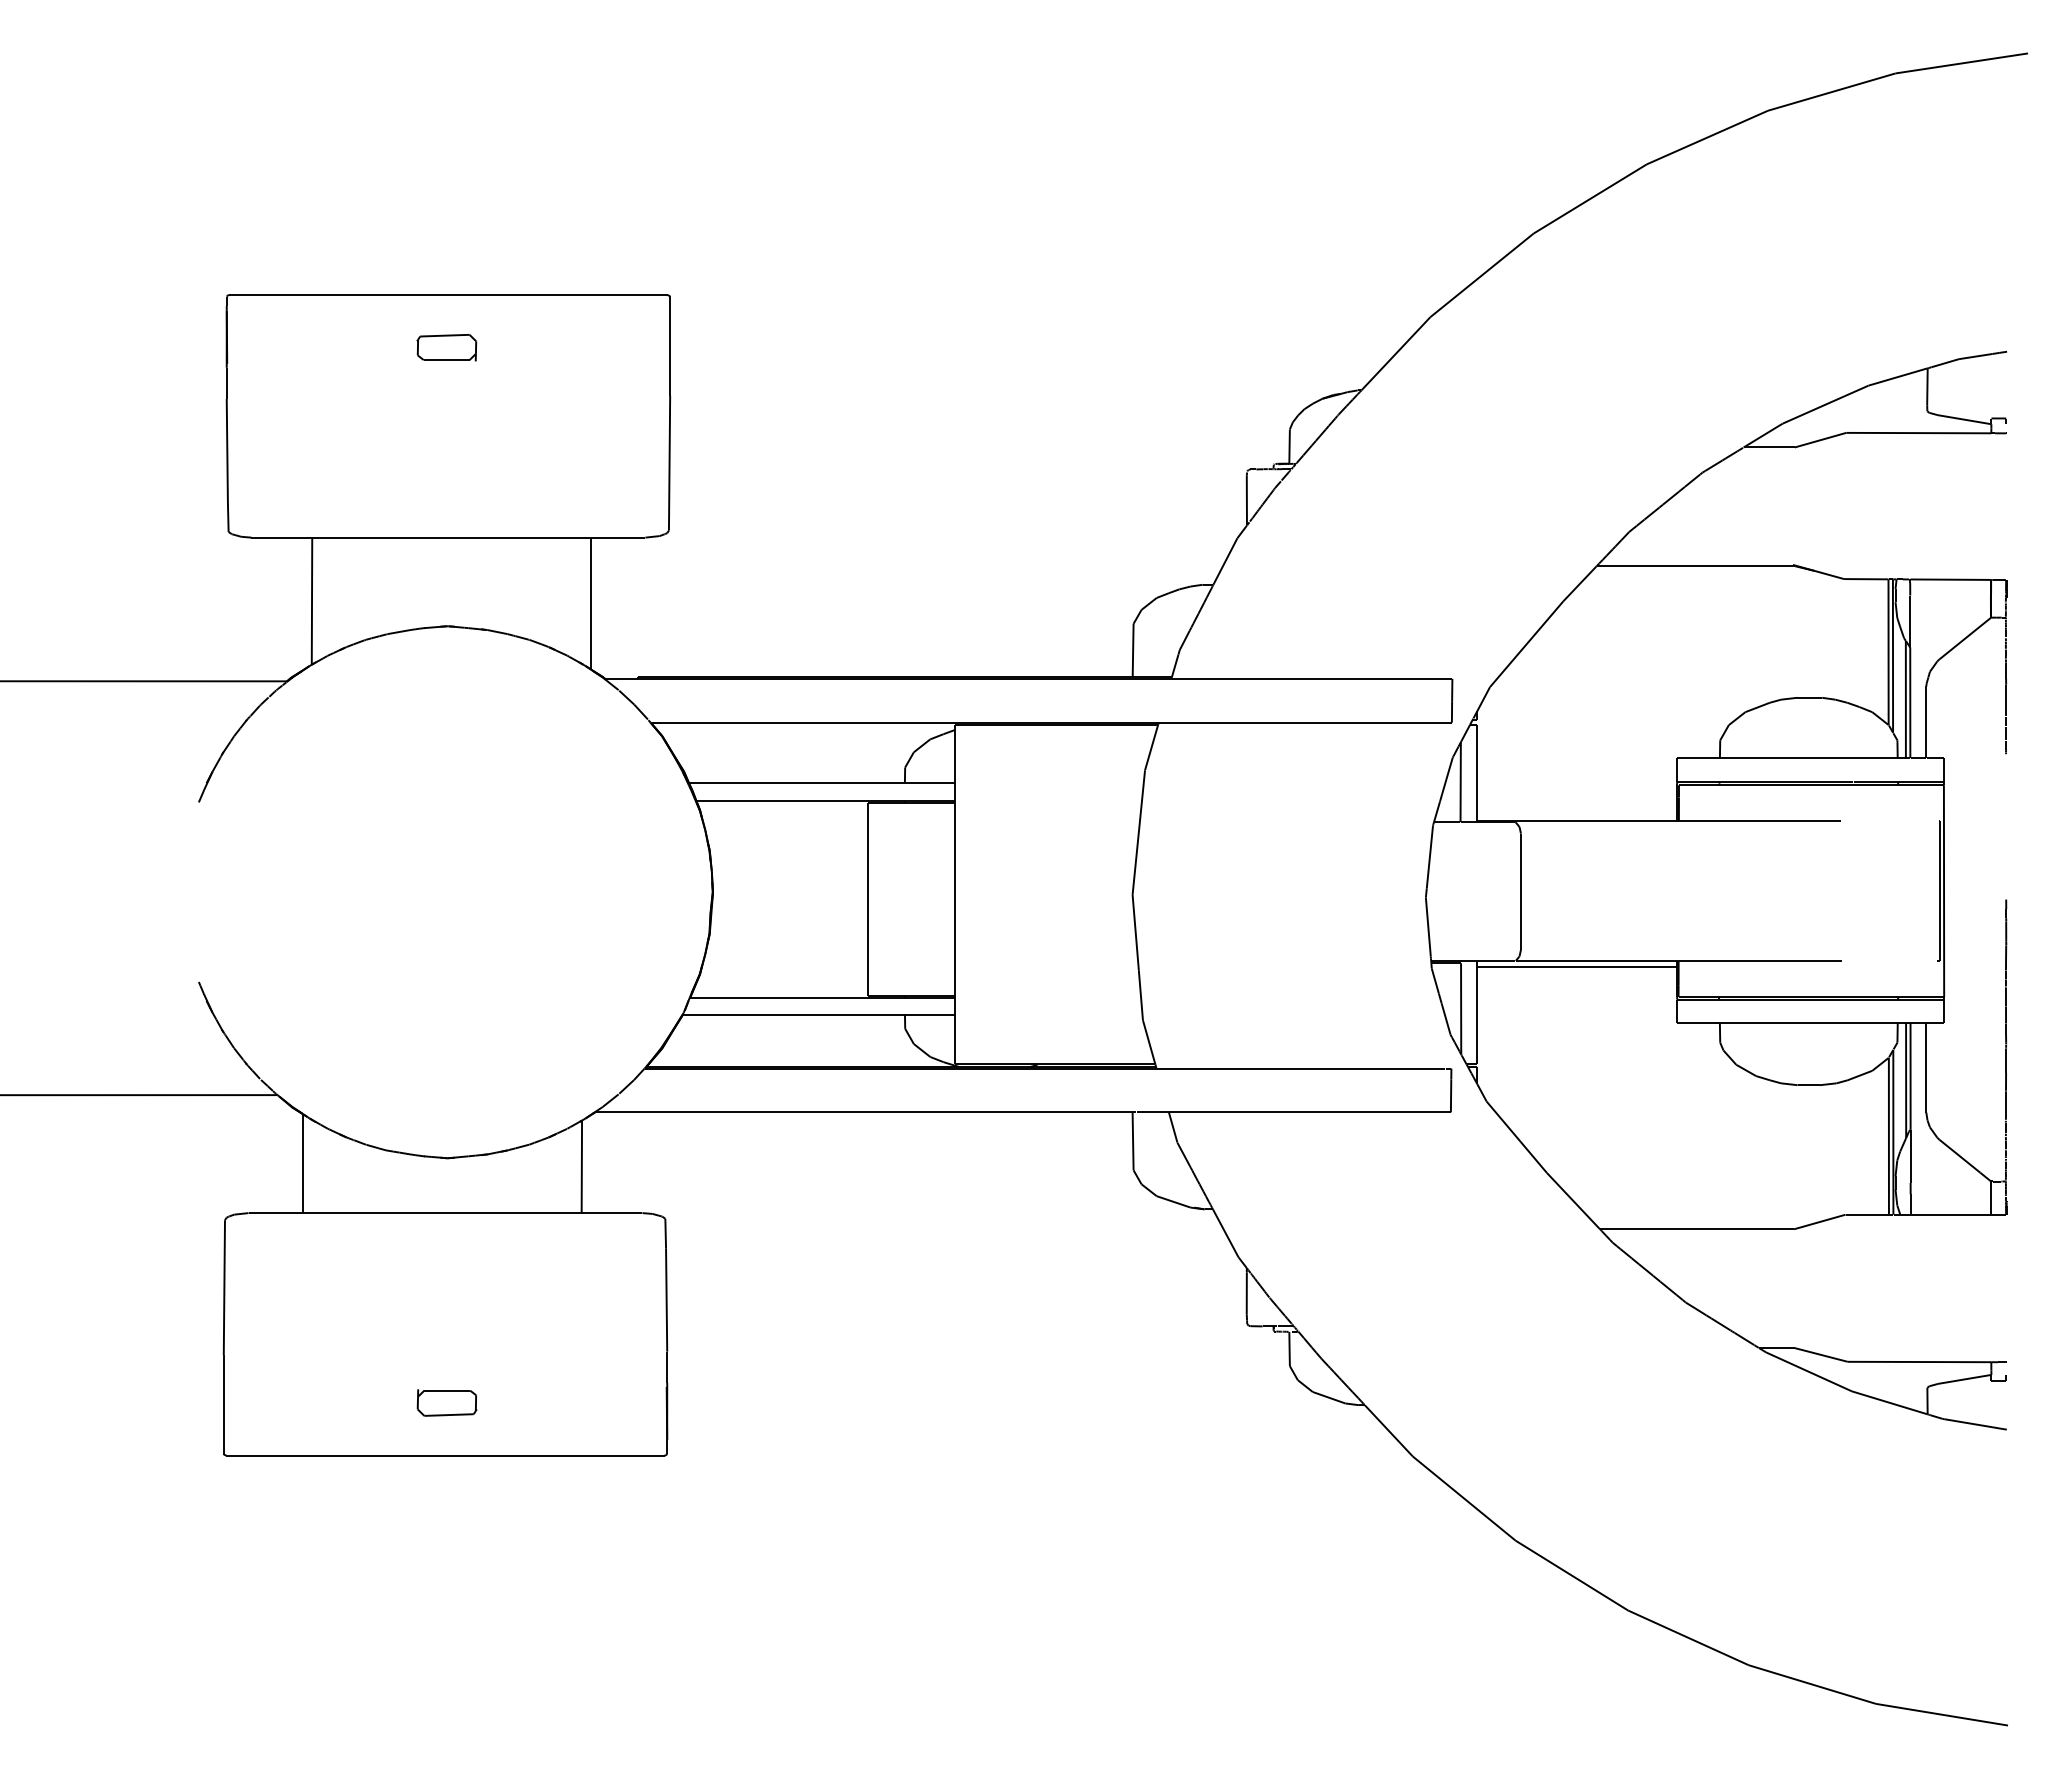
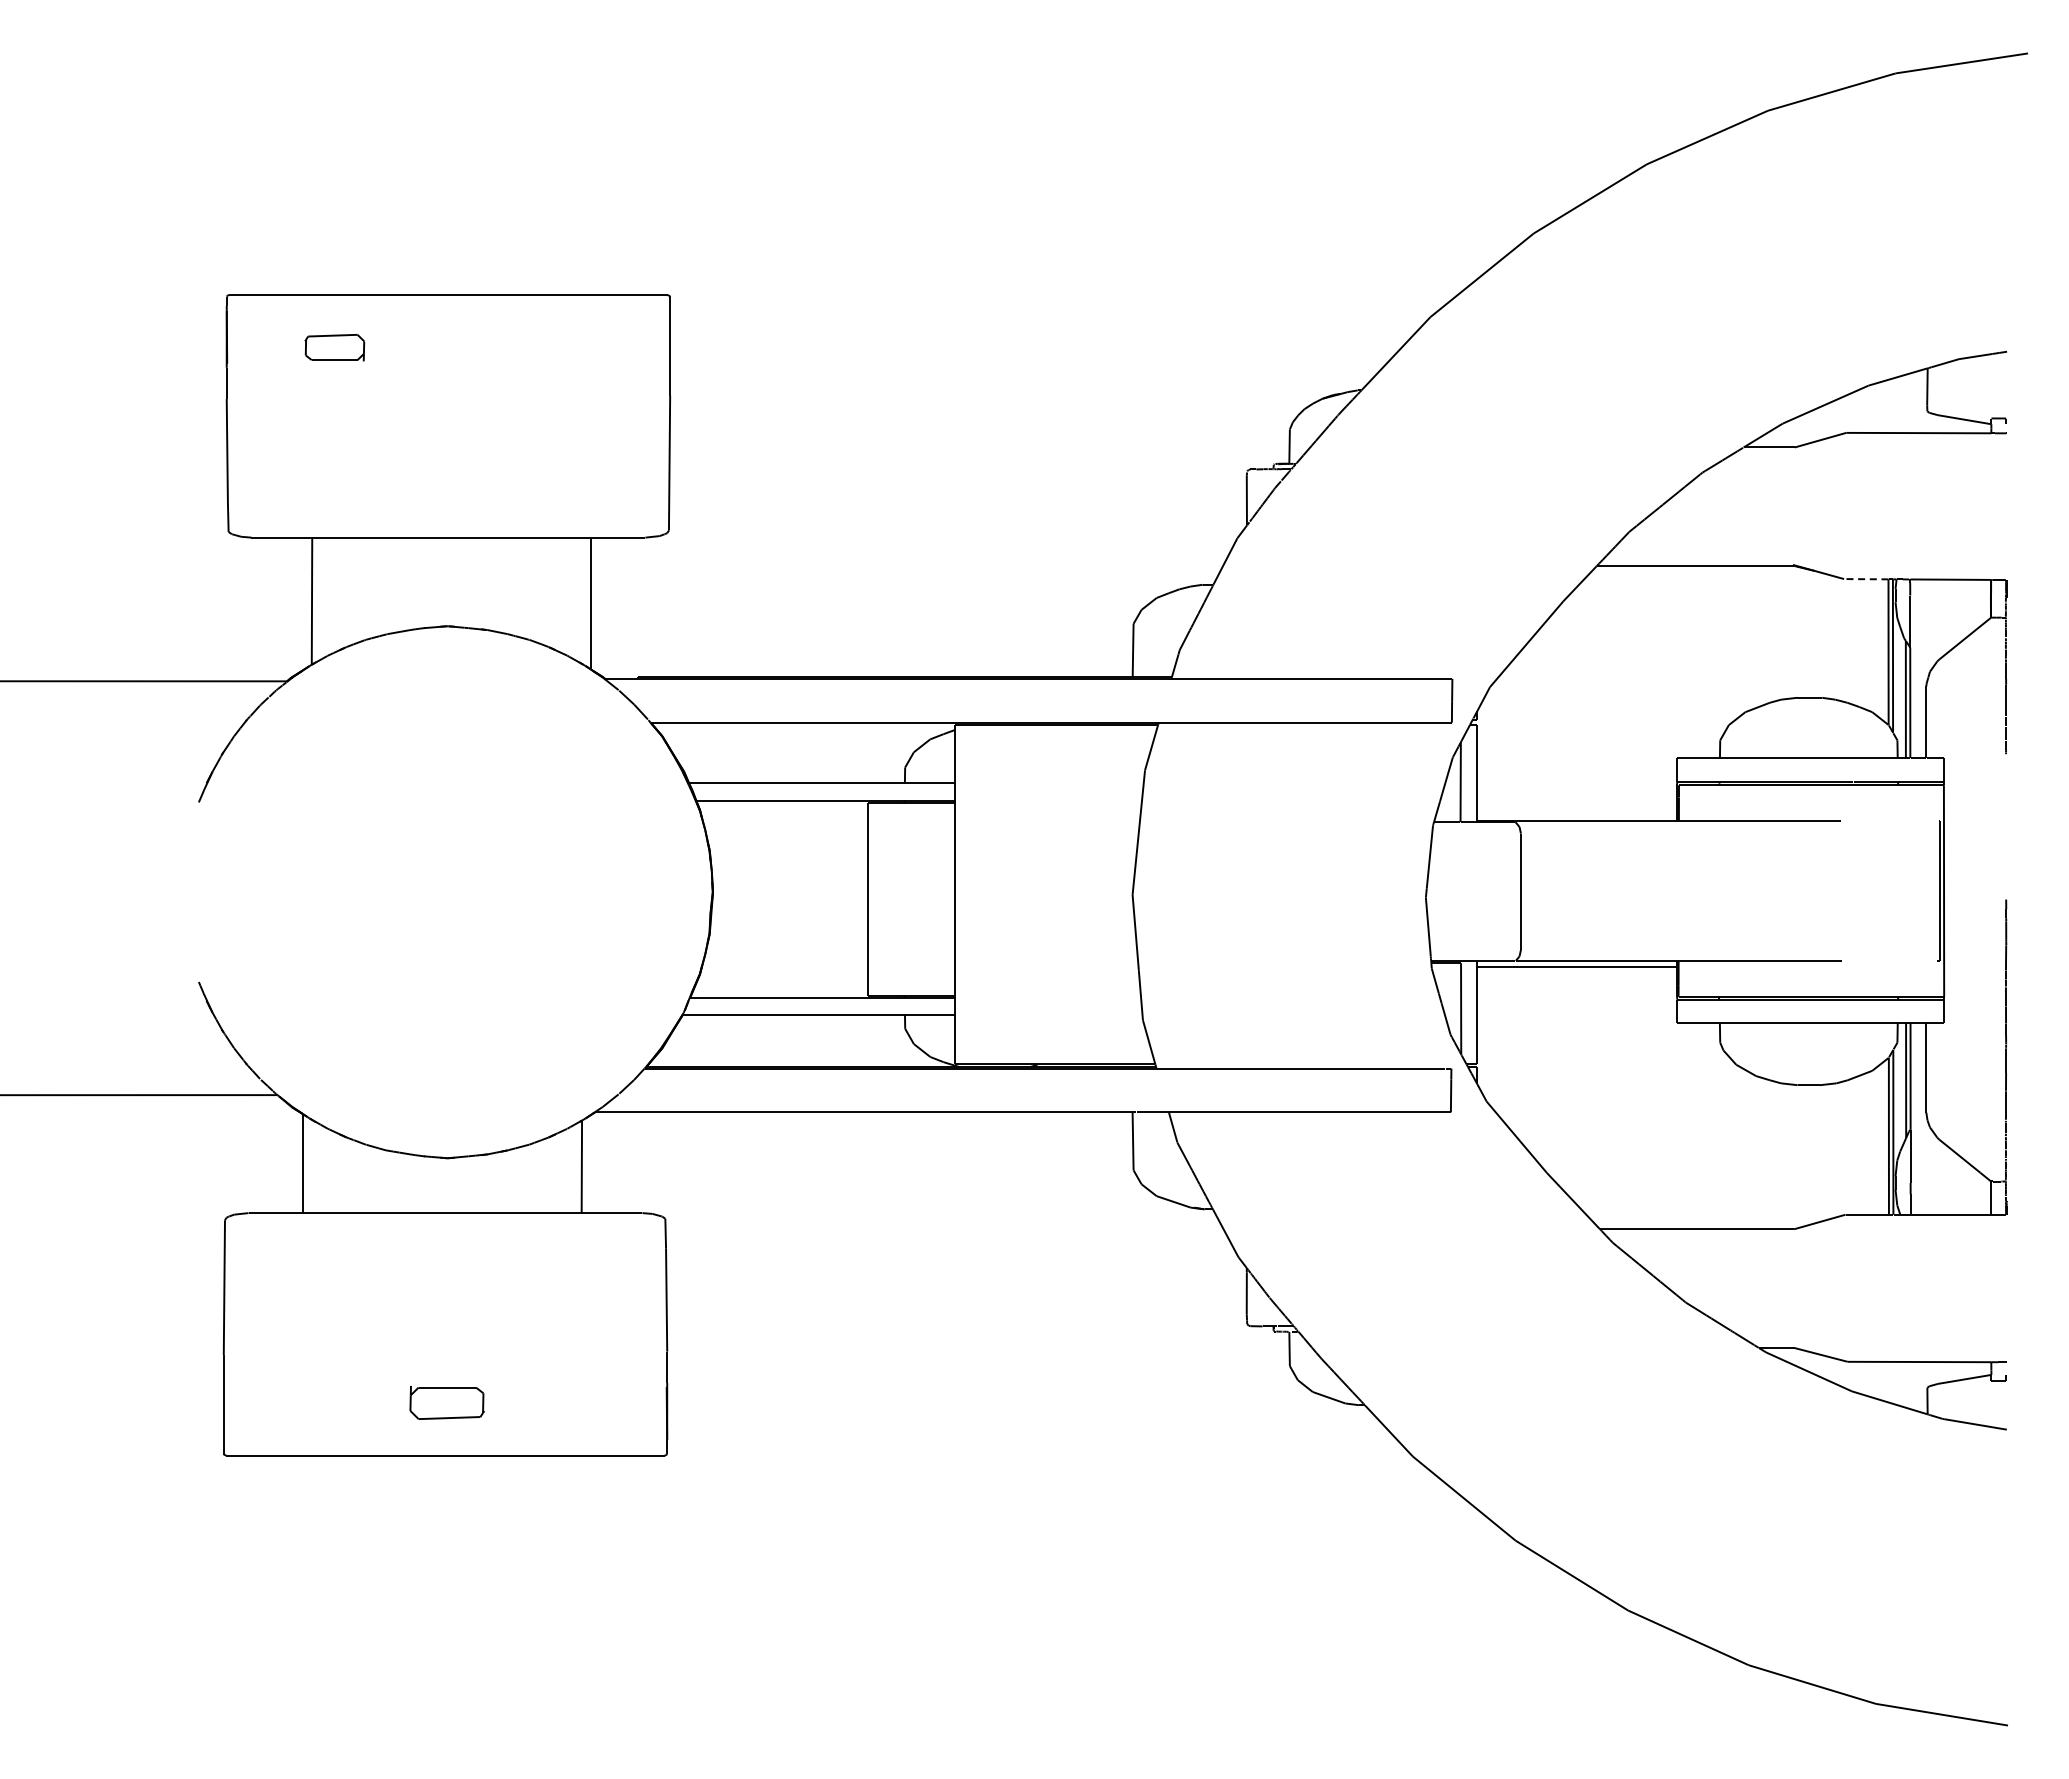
part position: (446, 347) -> (334, 347) (334, 347)
line: solid -> dashed (1865, 579)
part size: 62x28 px -> 76x34 px (446, 1402)
